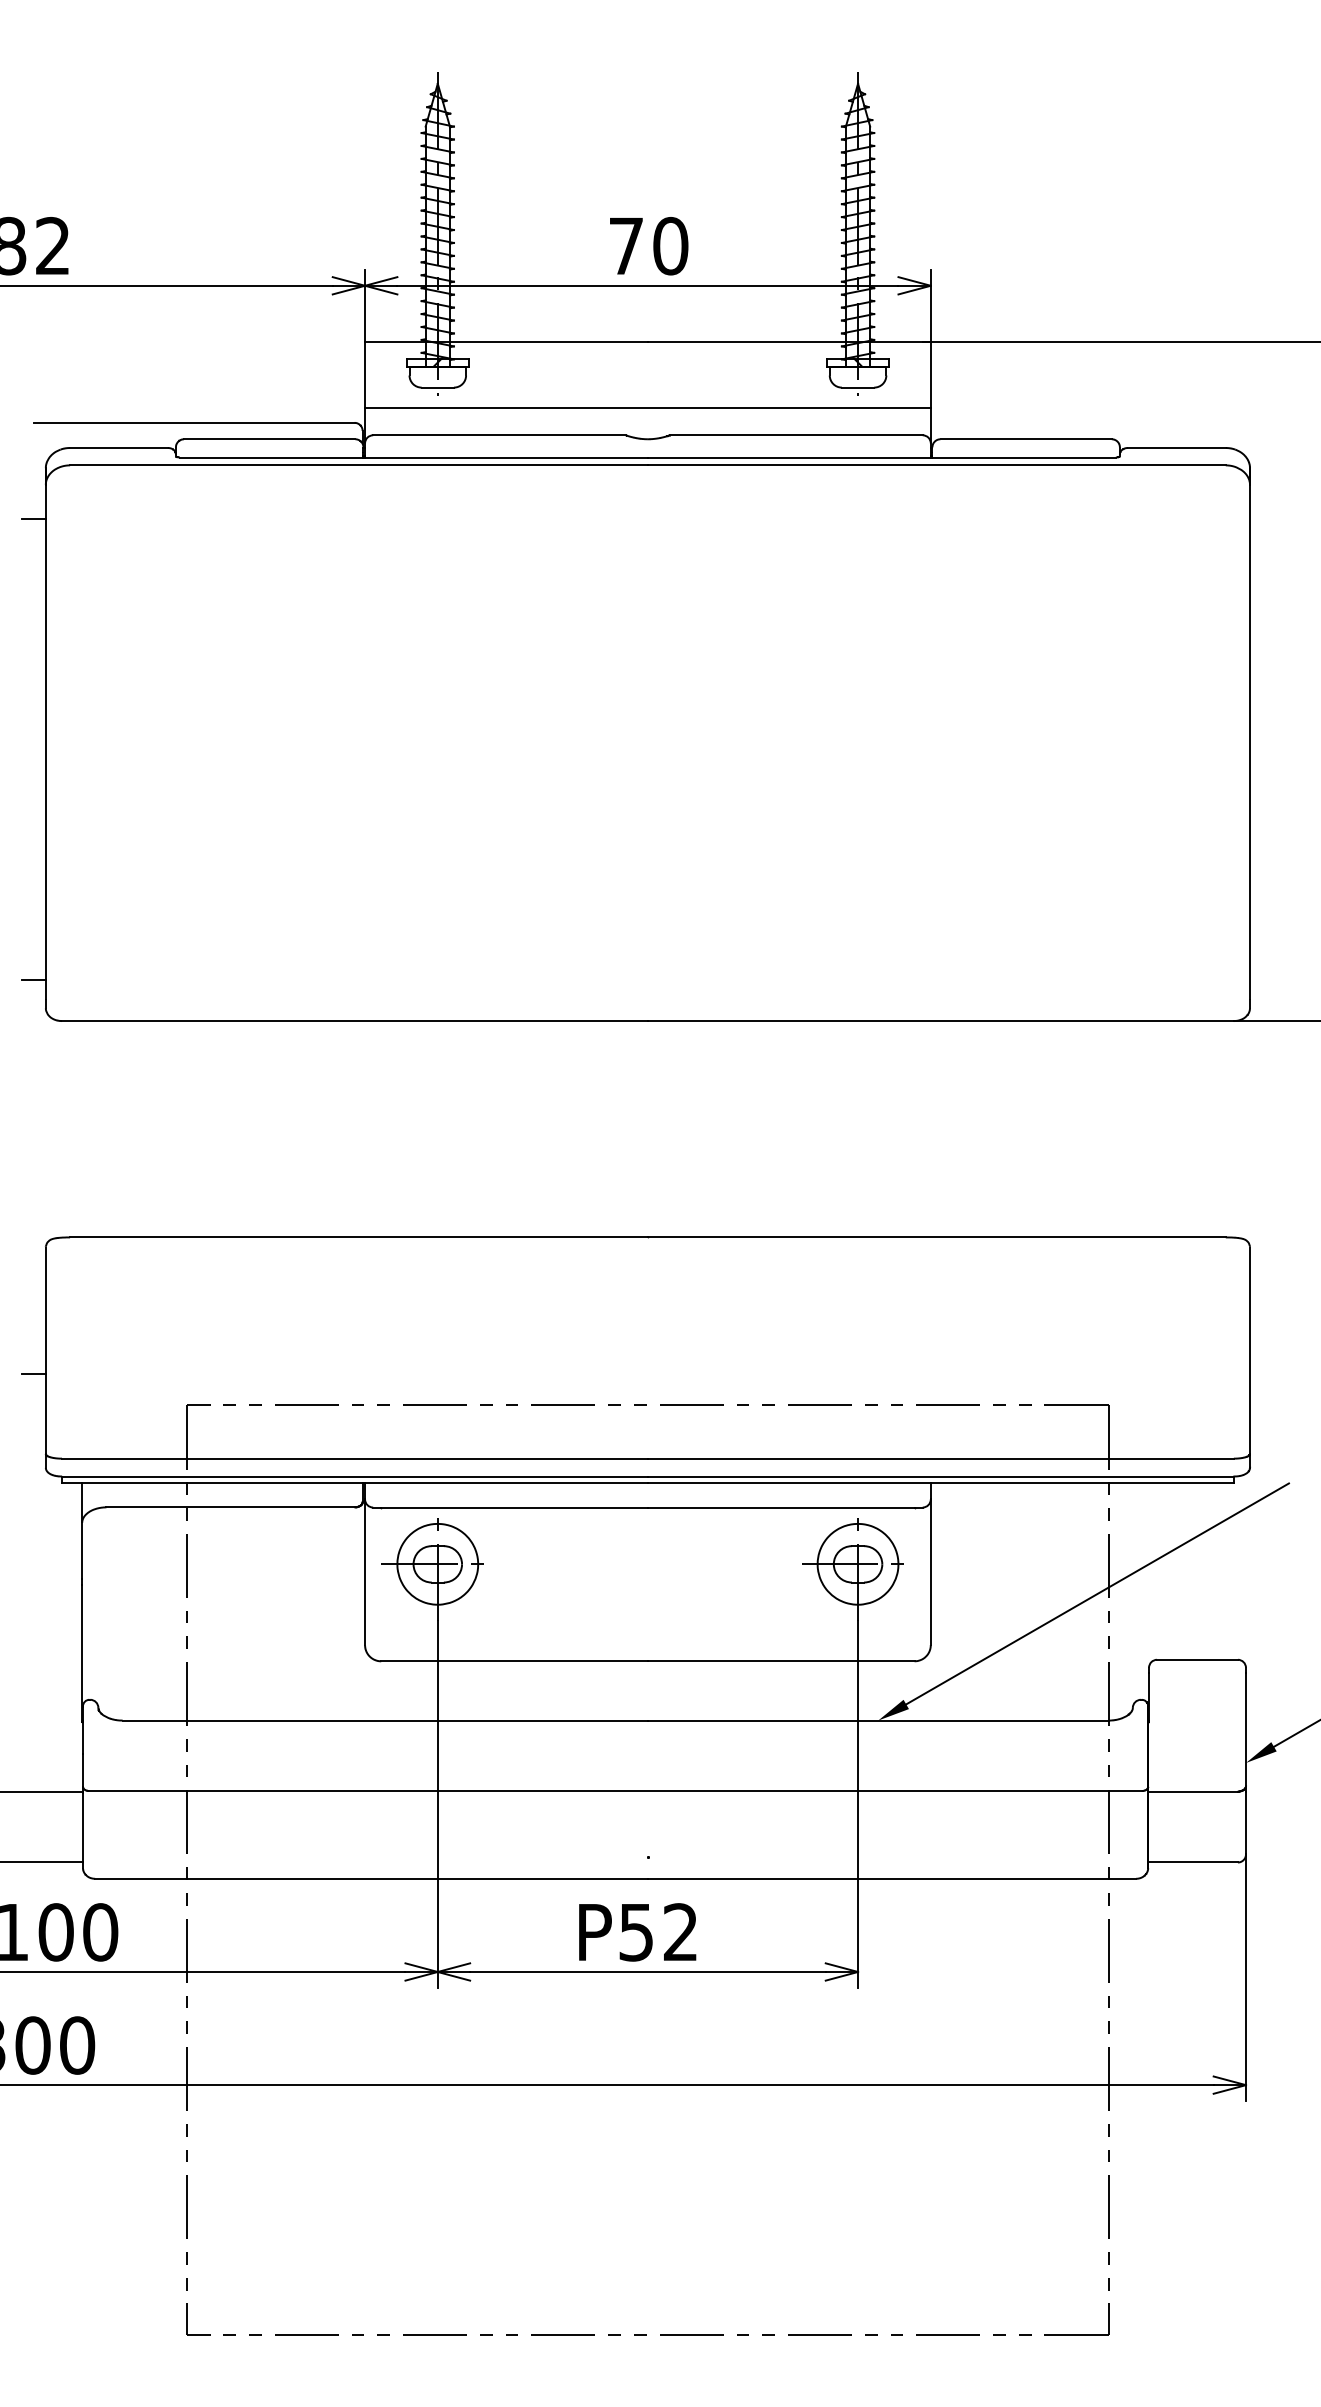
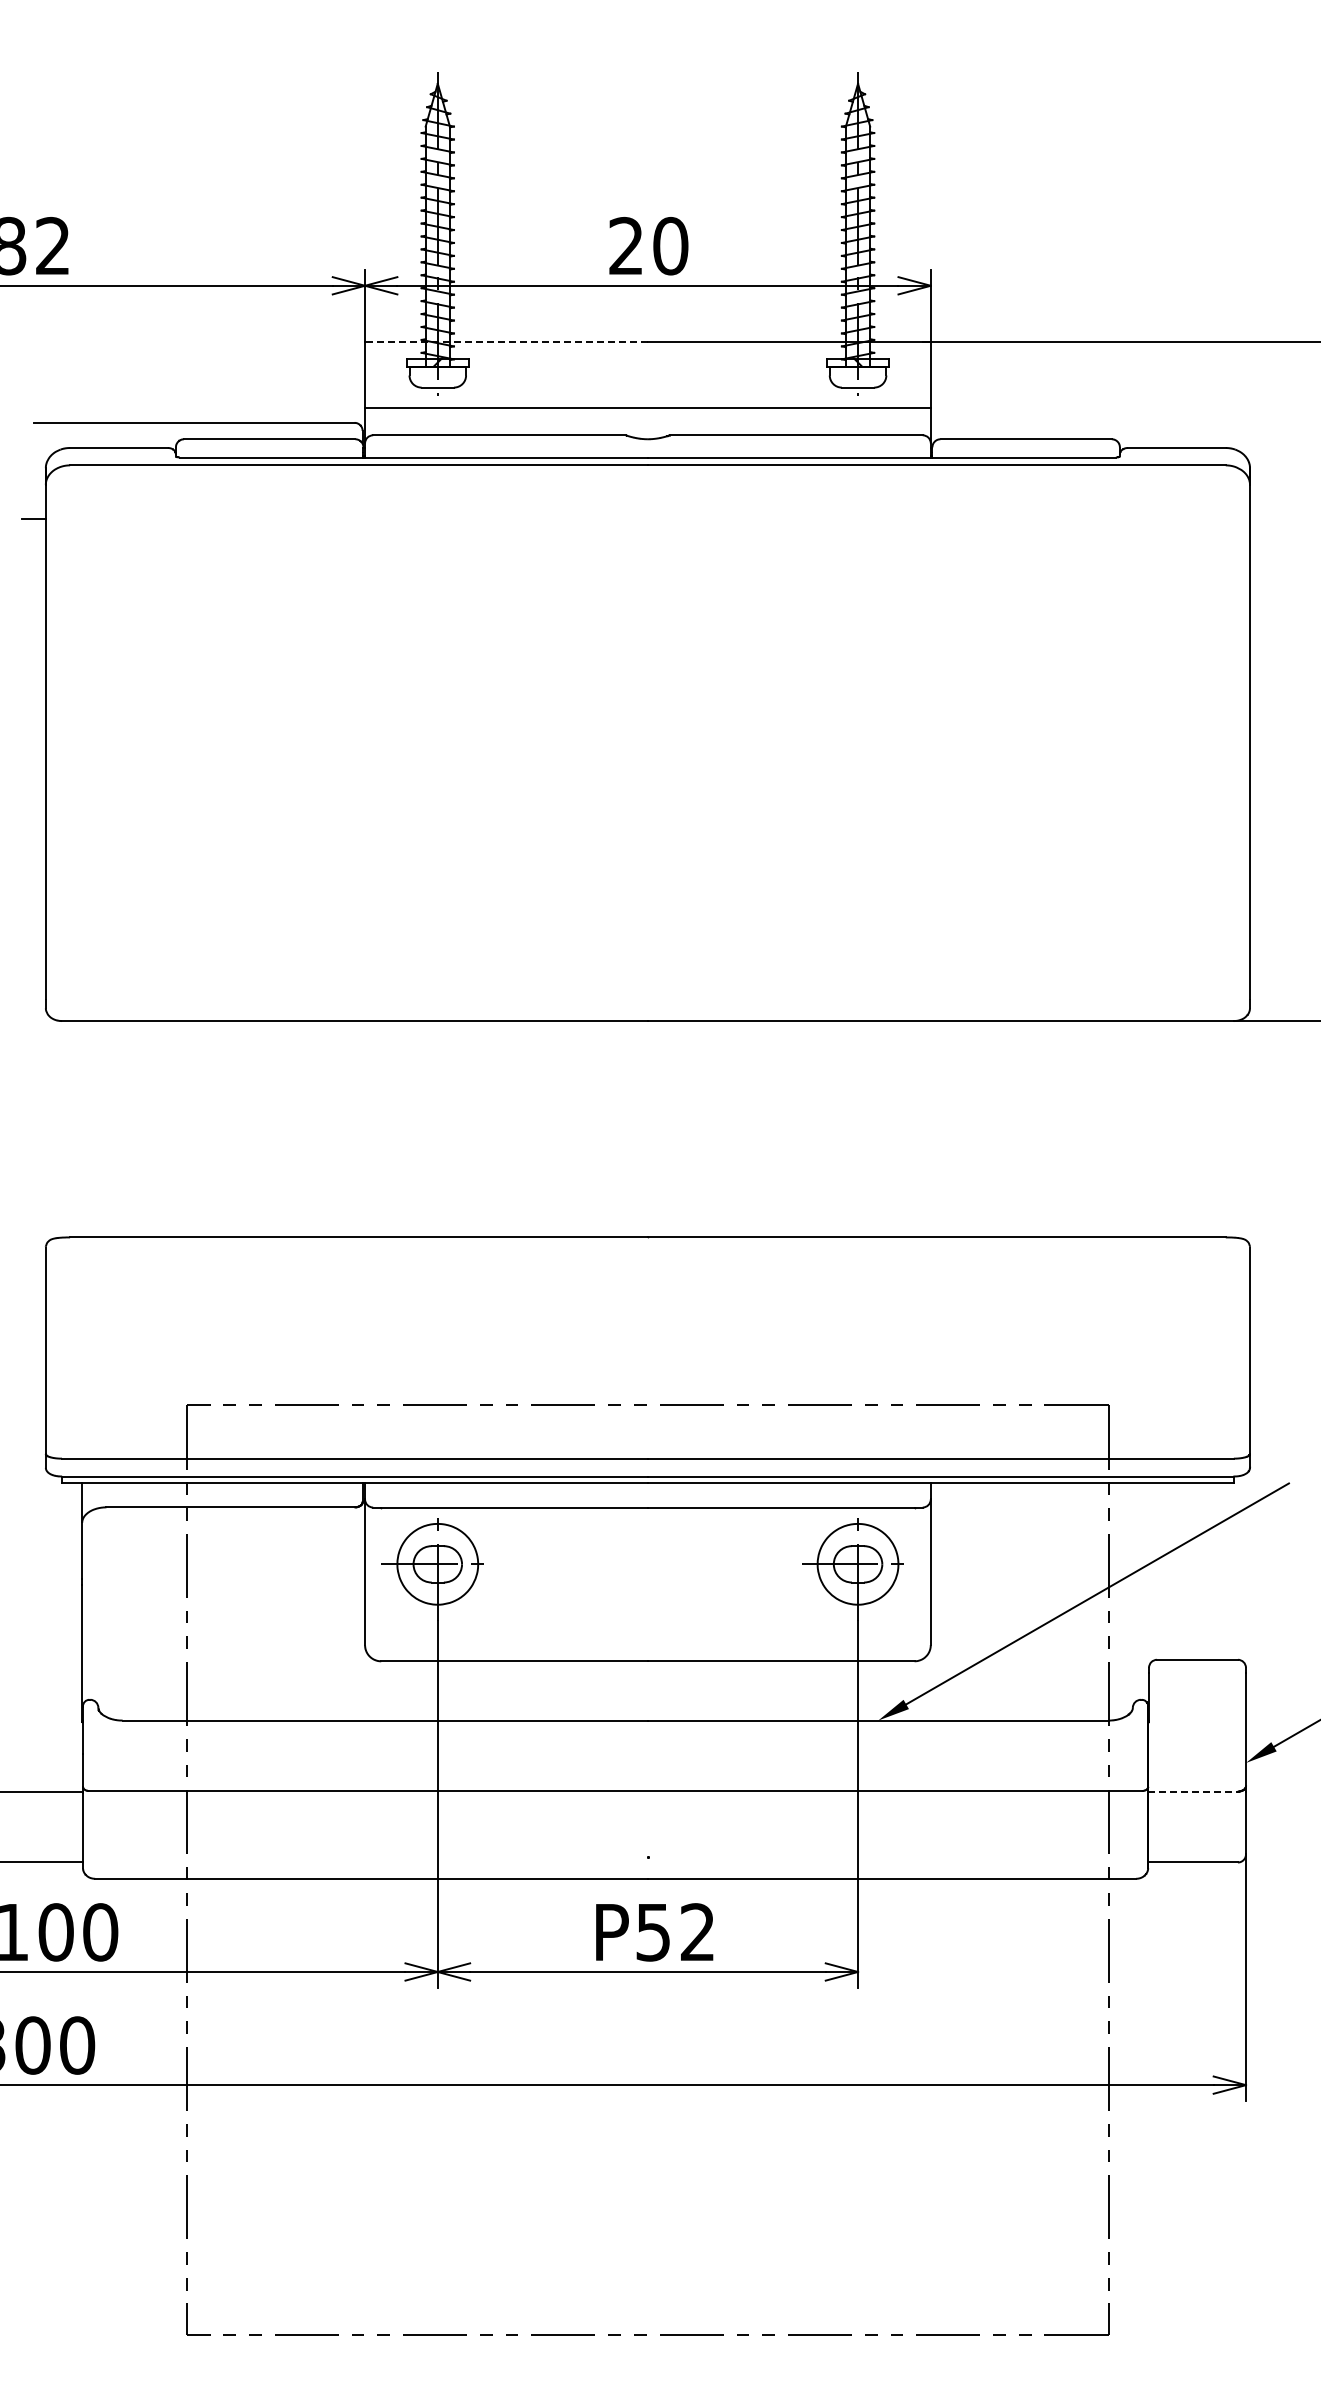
text: 70 -> 20 (625, 245)
line: solid -> dashed (506, 342)
line: present -> none (33, 980)
line: present -> none (33, 1374)
line: solid -> dashed (1193, 1791)
text position: (637, 1932) -> (654, 1932) (654, 1932)
